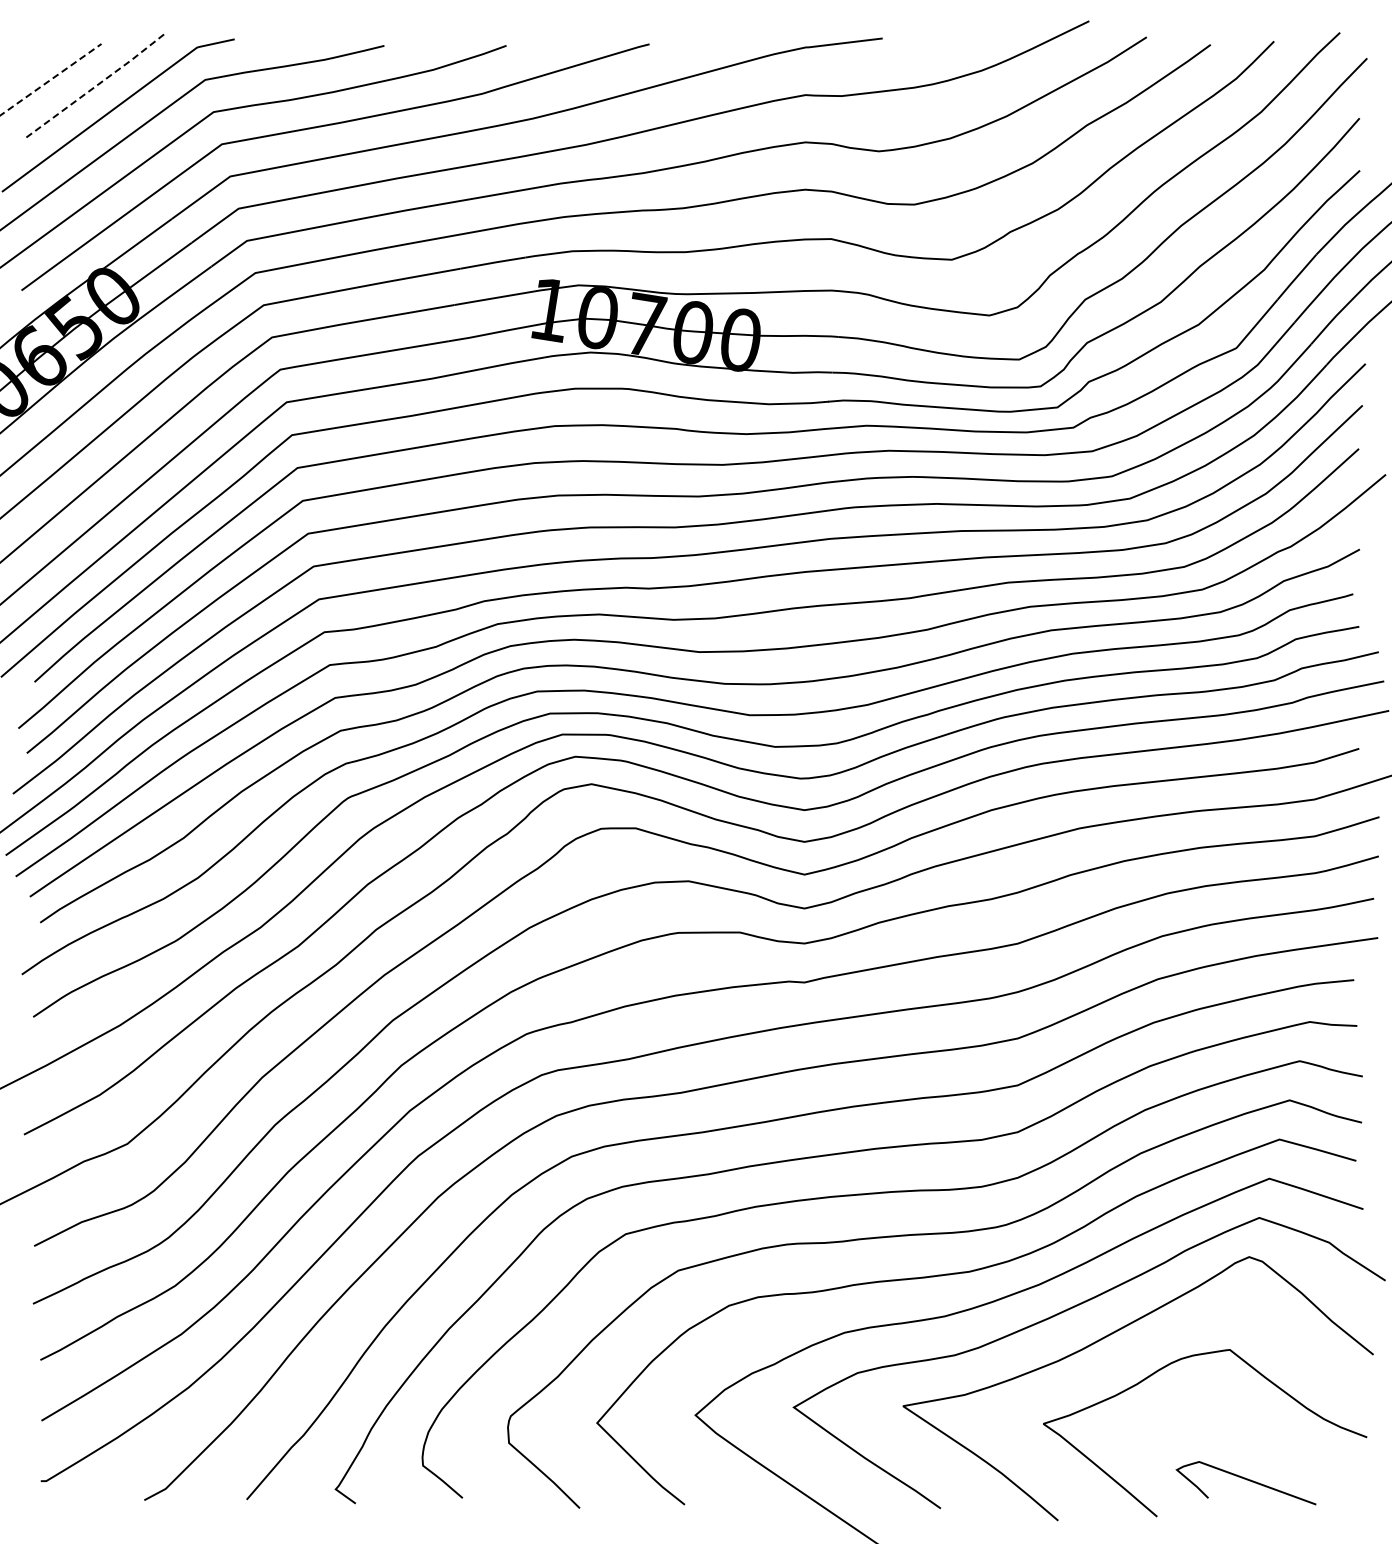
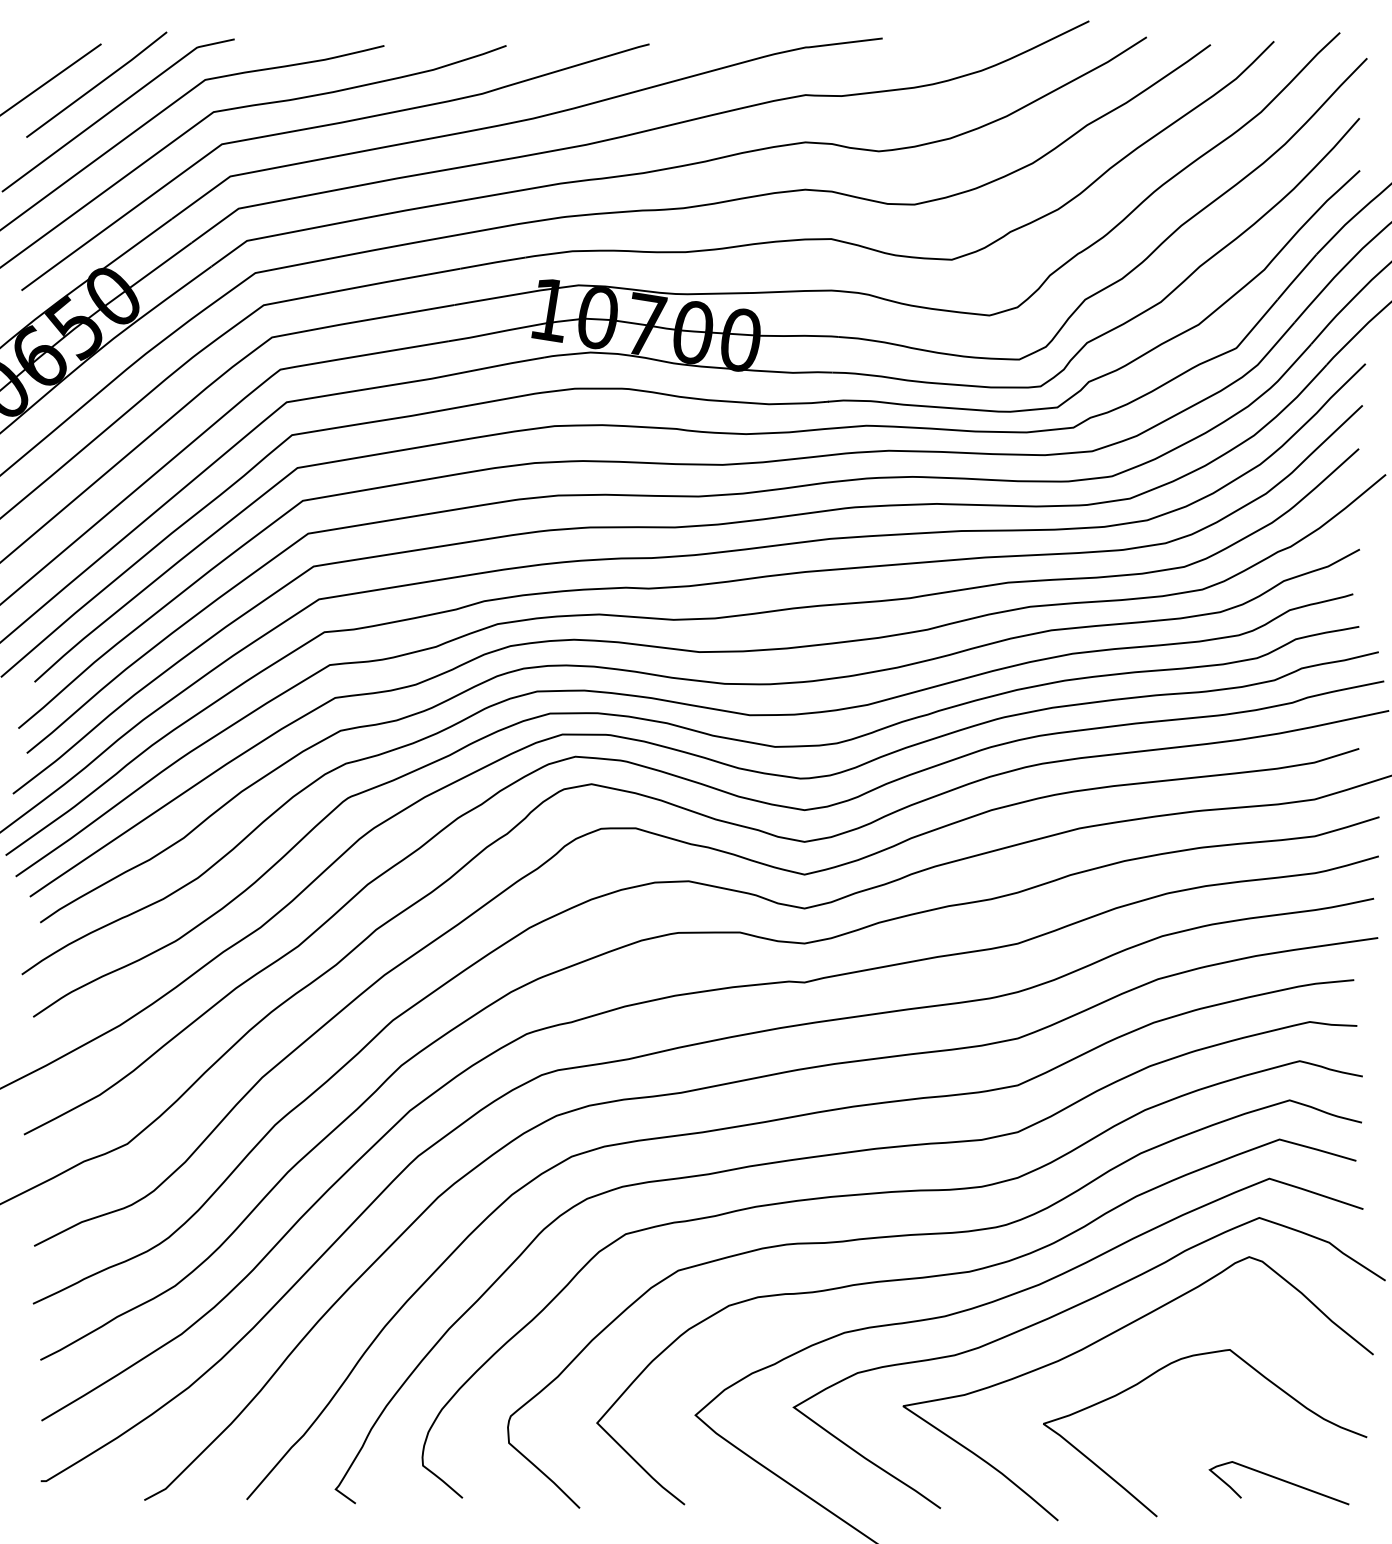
line: dashed -> solid (50, 79)
line: dashed -> solid (97, 84)
curve position: (1246, 1480) -> (1279, 1480) (1279, 1480)
